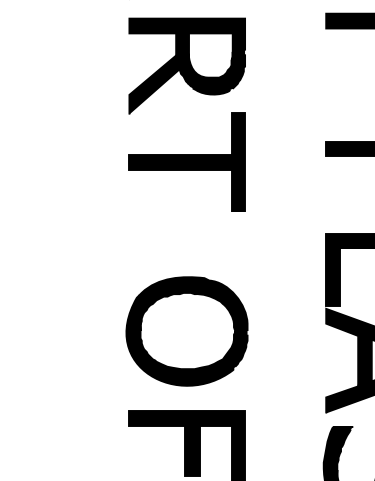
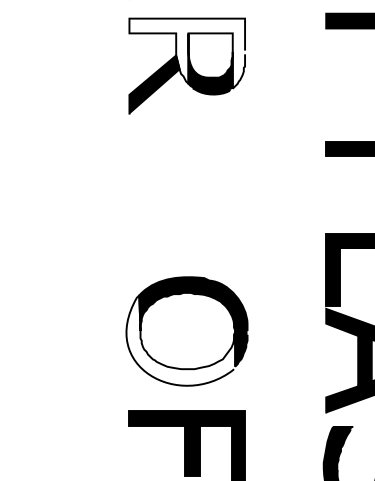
fill: present -> none (187, 53)
part: present -> none (186, 161)
fill: present -> none (180, 340)
